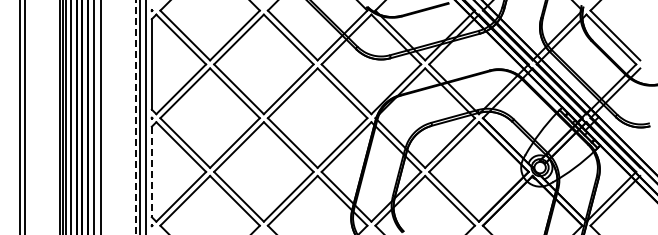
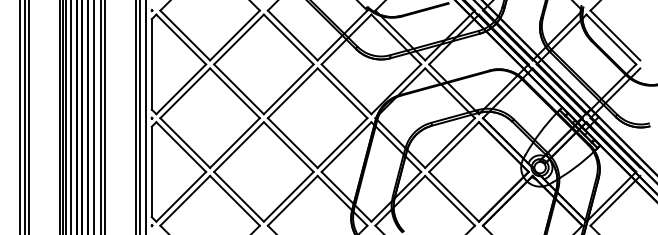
line: none -> present (29, 116)
line: none -> present (105, 116)
line: dashed -> solid (135, 117)
line: dashed -> solid (151, 172)
